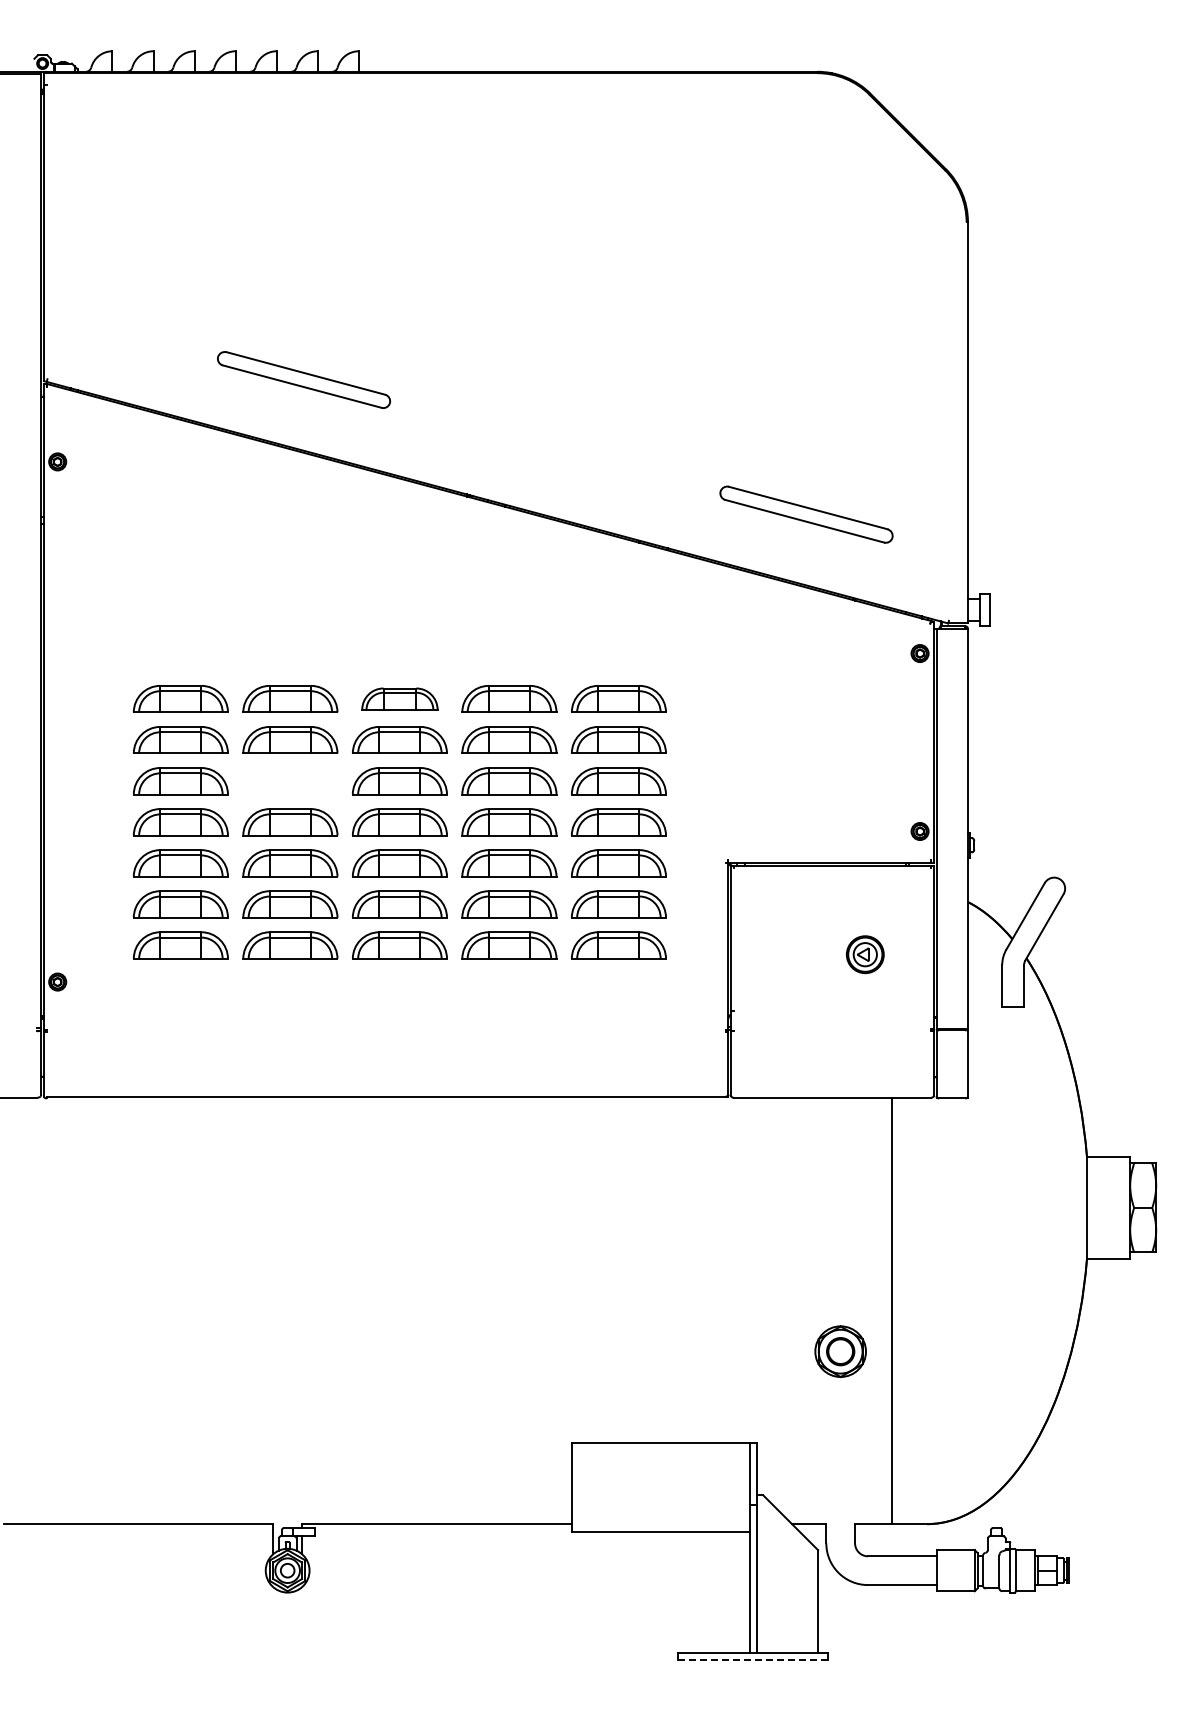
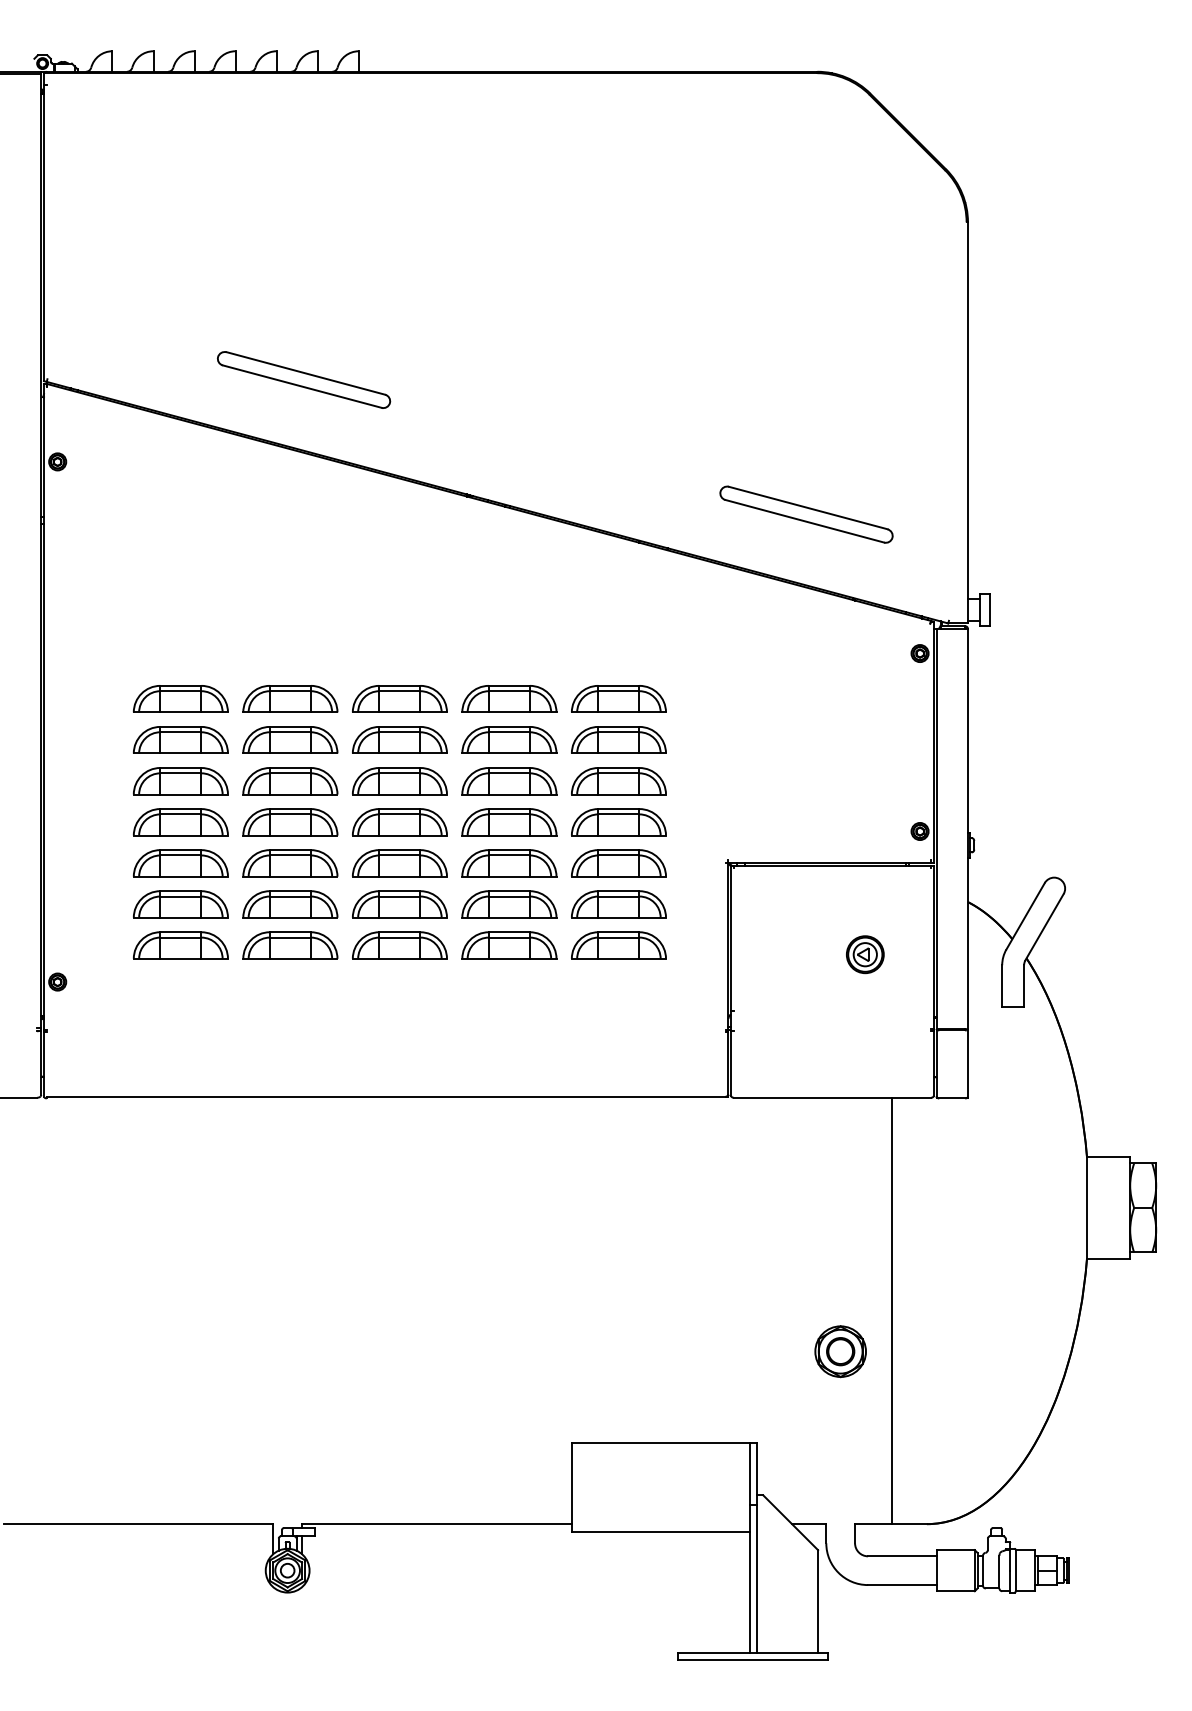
part size: 78x24 px -> 96x28 px (399, 698)
part: none -> present (290, 781)
line: dashed -> solid (753, 1659)
